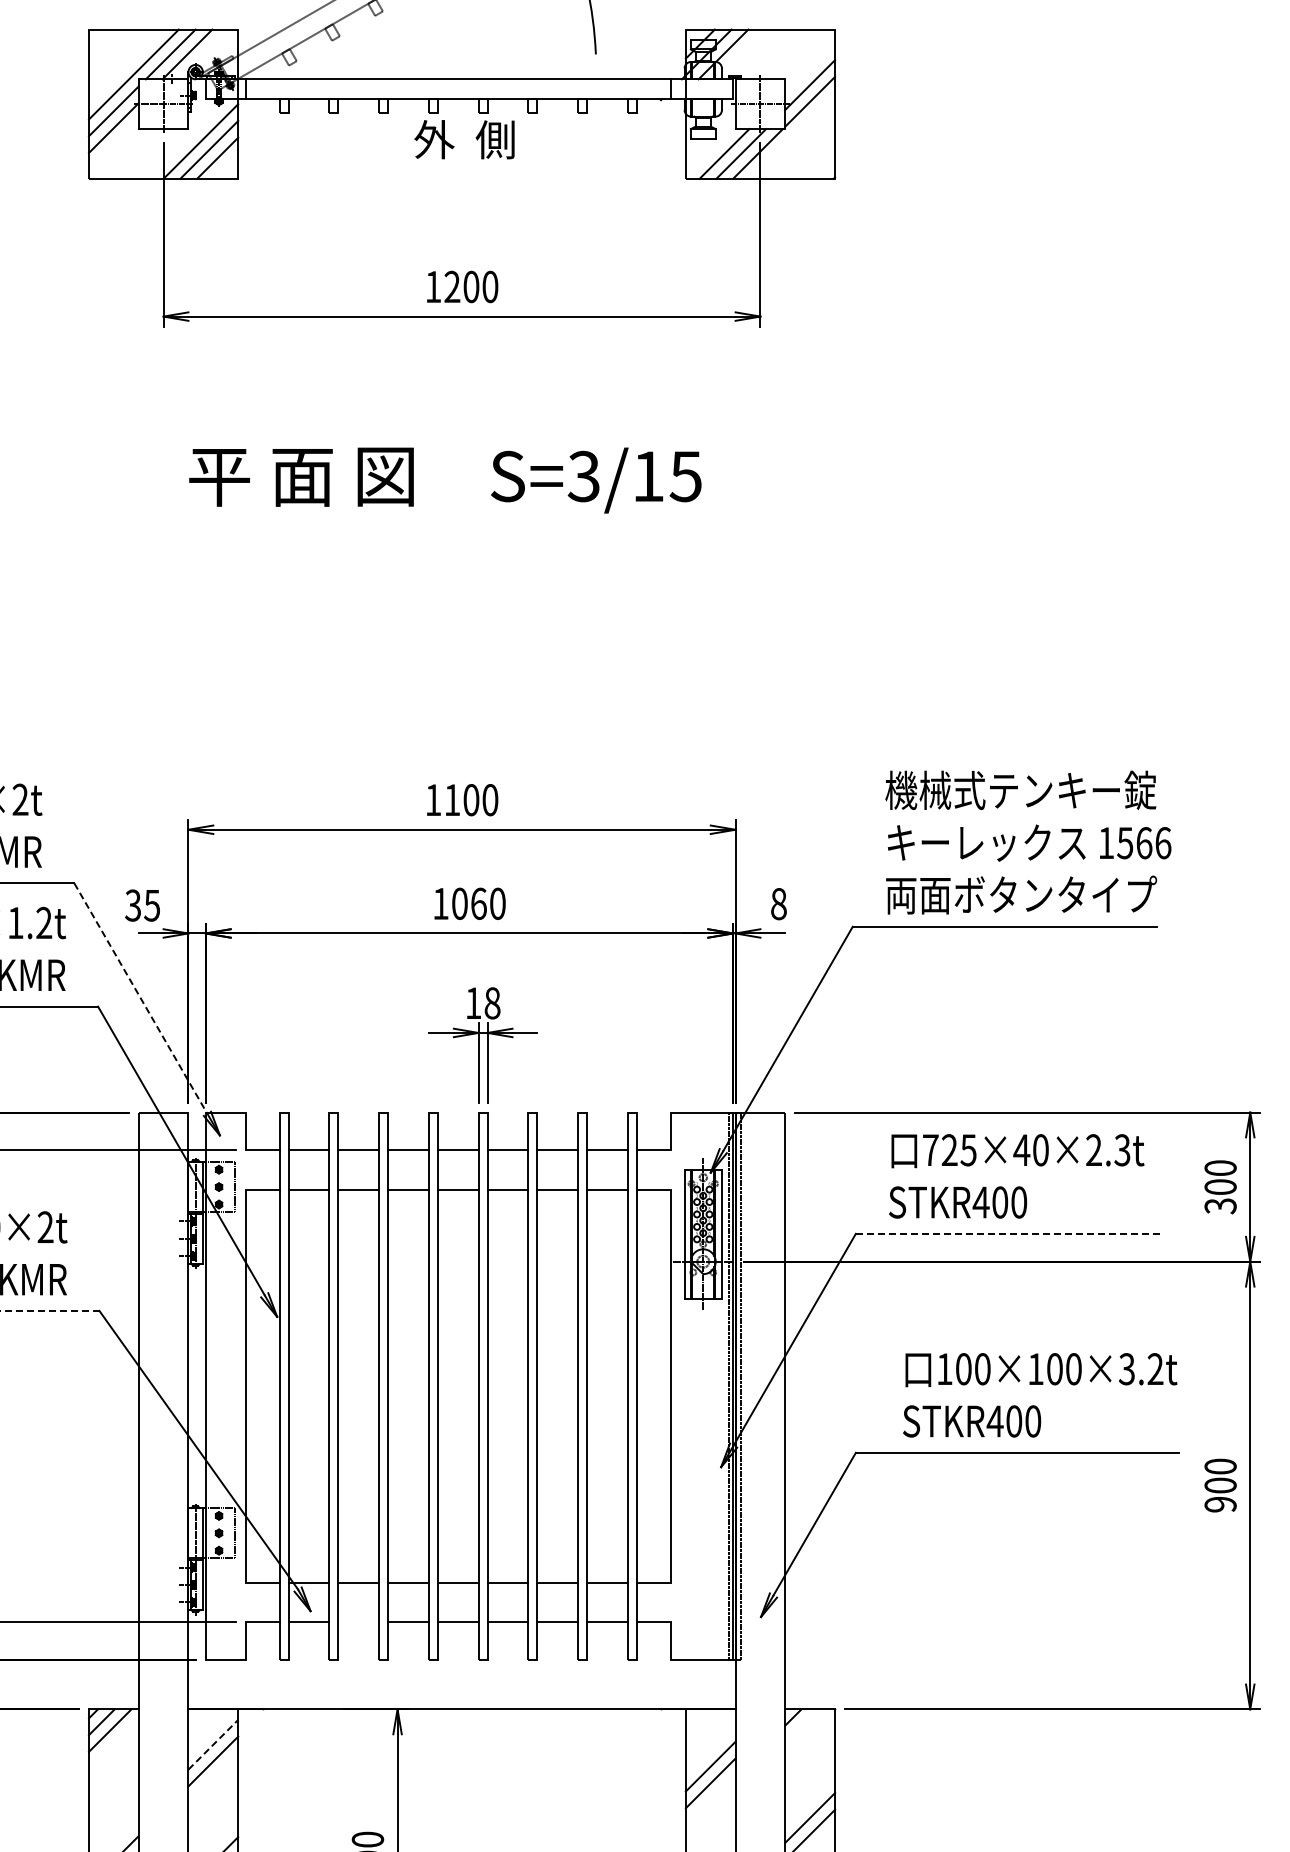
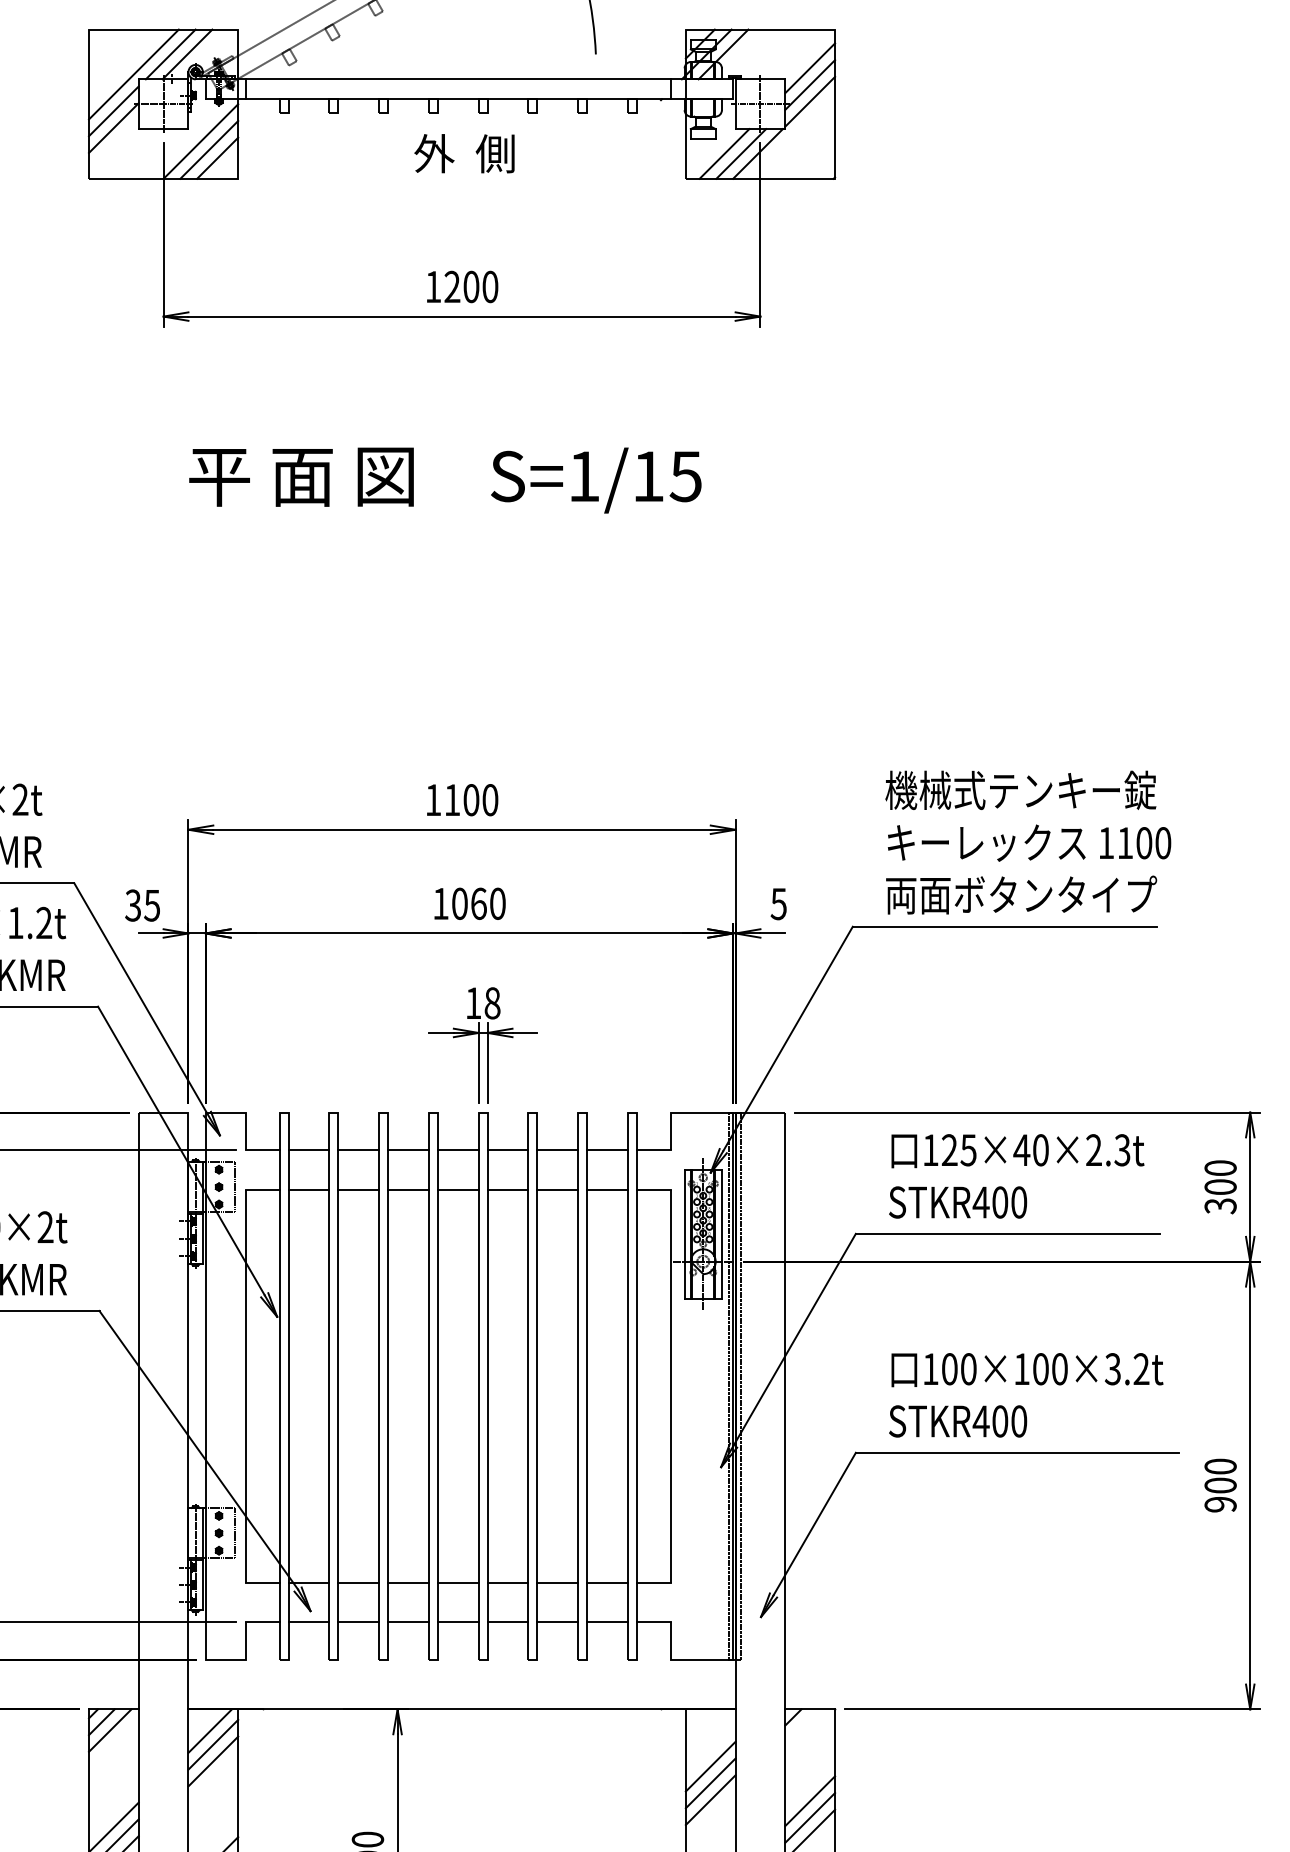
line: none -> present (810, 68)
text position: (464, 139) -> (464, 153) (464, 153)
text: S=3/15 -> S=1/15 (583, 476)
text: 1566 -> 1100 (1144, 843)
text: 8 -> 5 (778, 904)
line: dashed -> solid (141, 999)
text: 725×40×2.3t -> 125×40×2.3t (930, 1149)
line: dashed -> solid (1007, 1233)
line: dashed -> solid (50, 1310)
text position: (1040, 1395) -> (1026, 1395) (1026, 1395)
line: none -> present (358, 1622)
line: none -> present (209, 1730)
line: dashed -> solid (213, 1744)
line: none -> present (710, 1800)
line: none -> present (810, 1801)
line: none -> present (115, 1825)
line: none -> present (123, 1833)
